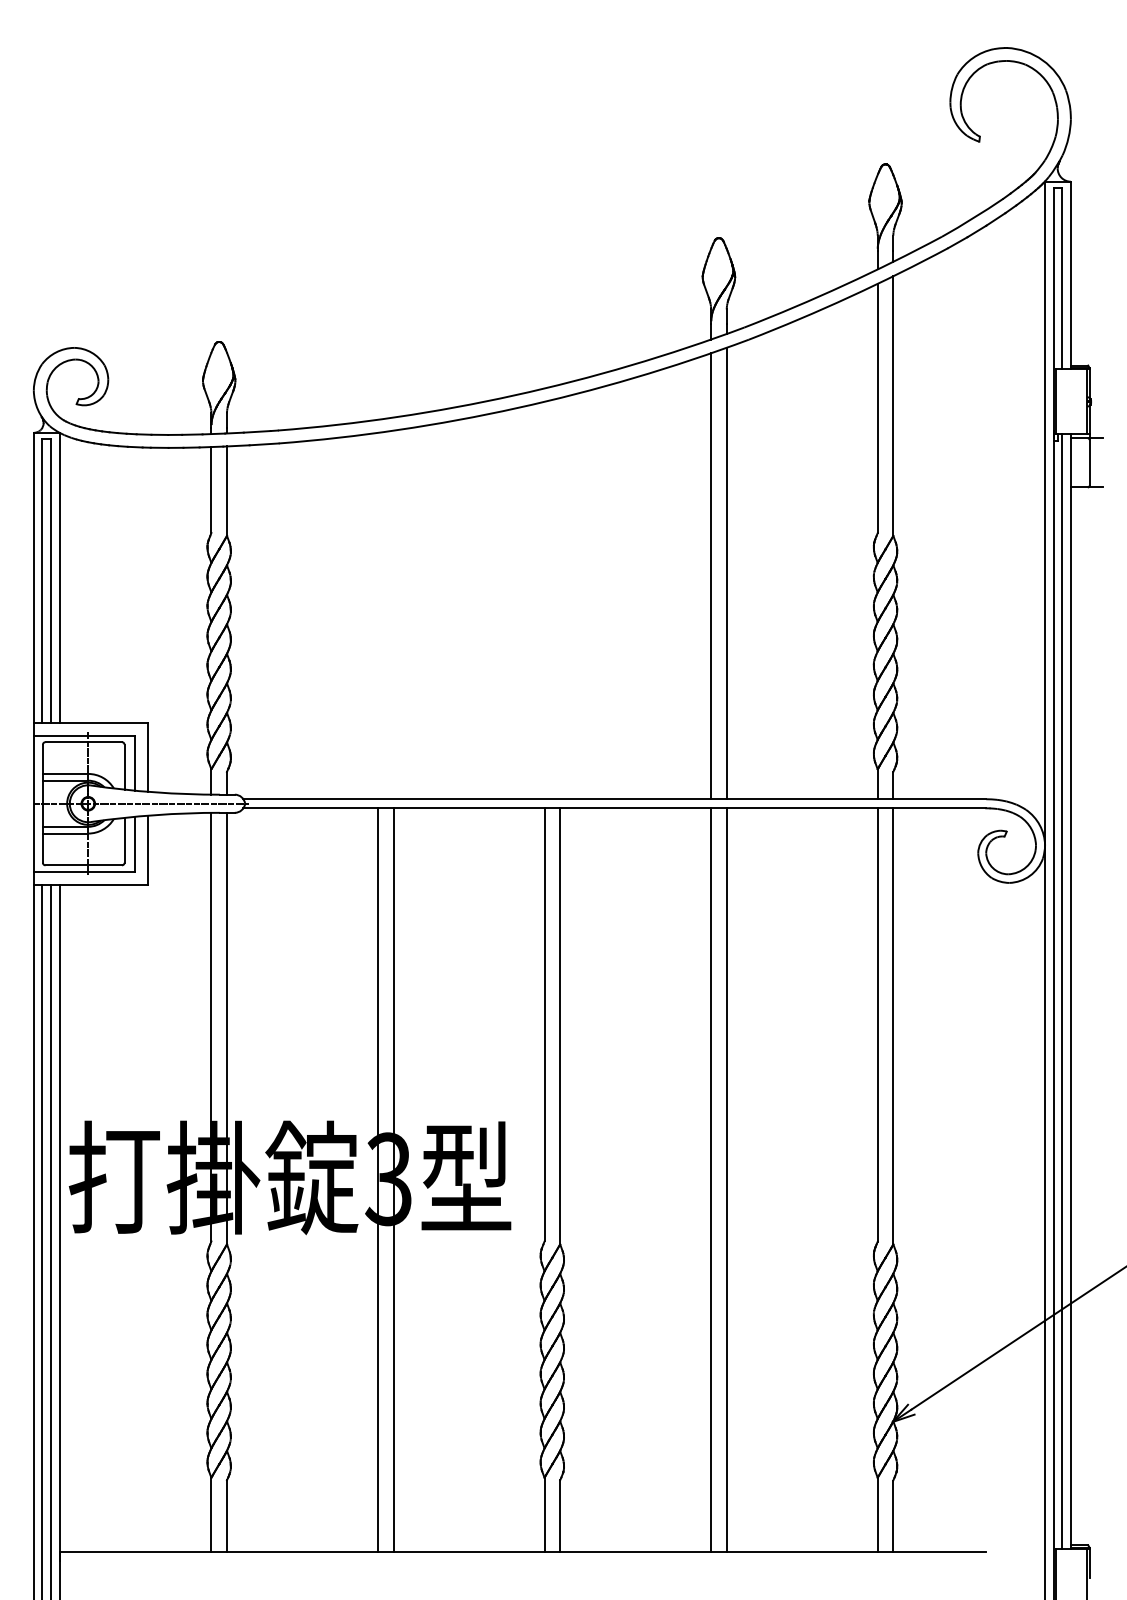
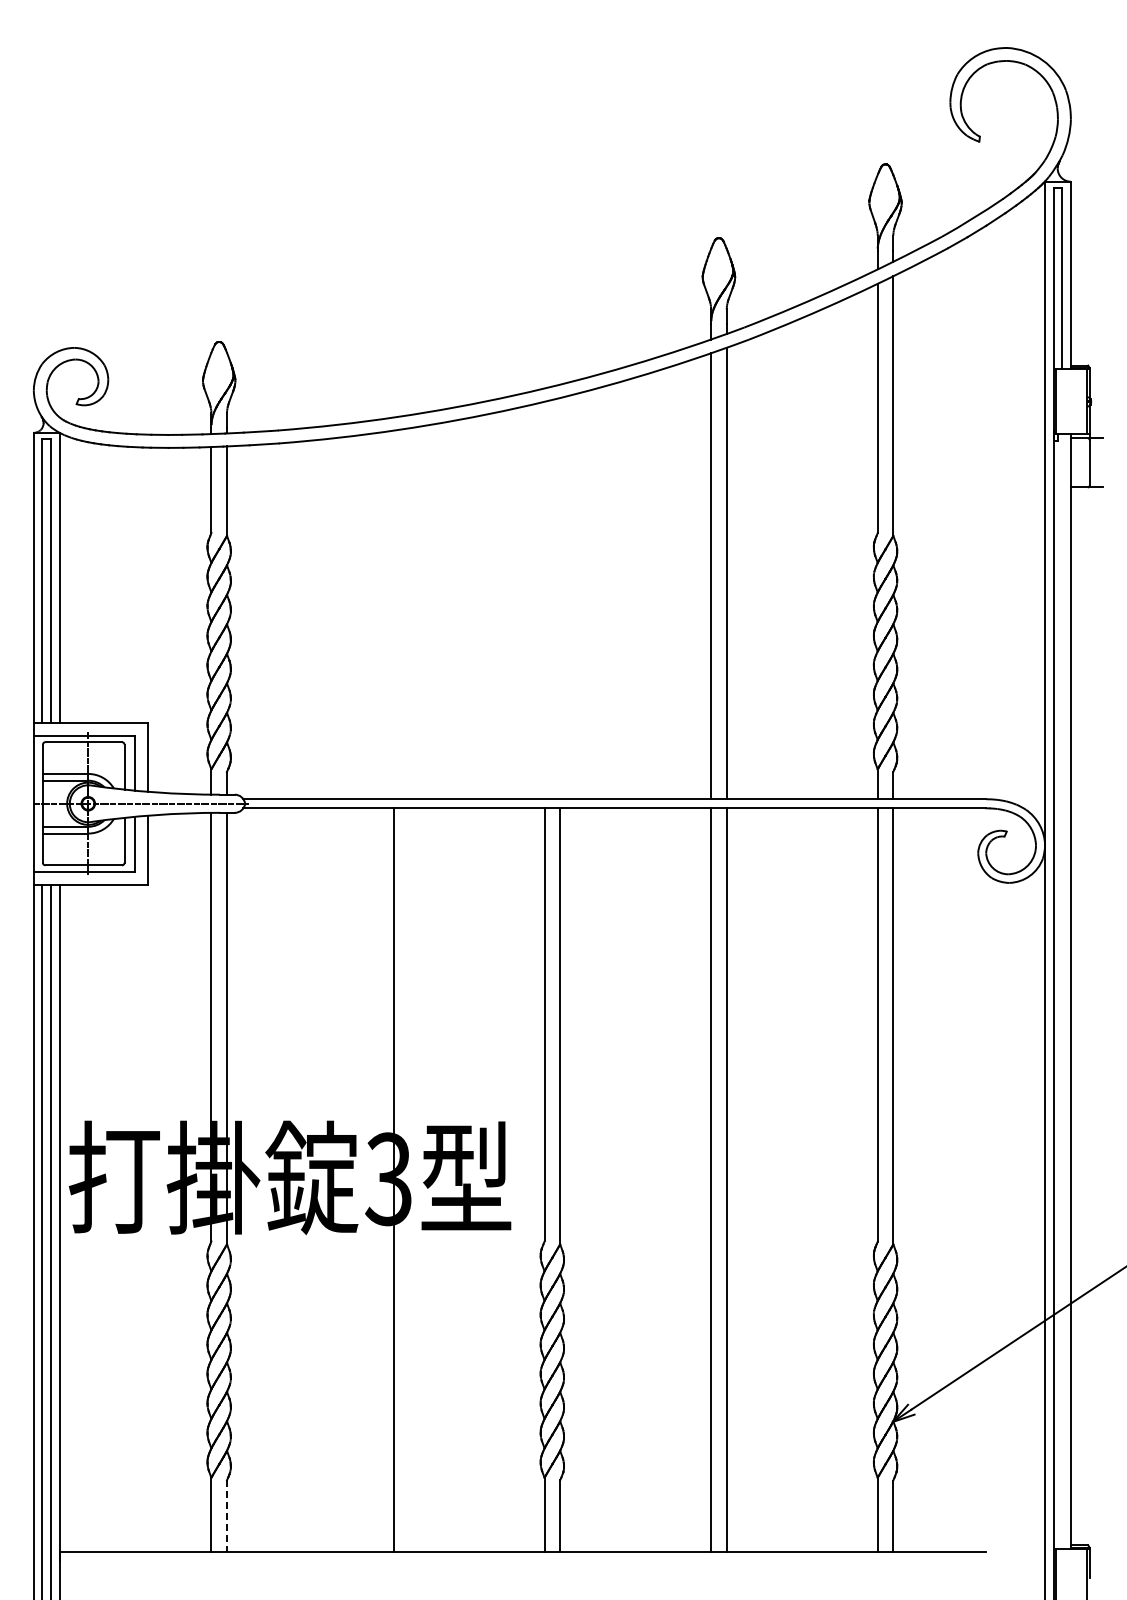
line: present -> none (1062, 991)
line: present -> none (378, 1179)
line: solid -> dashed (226, 1516)
